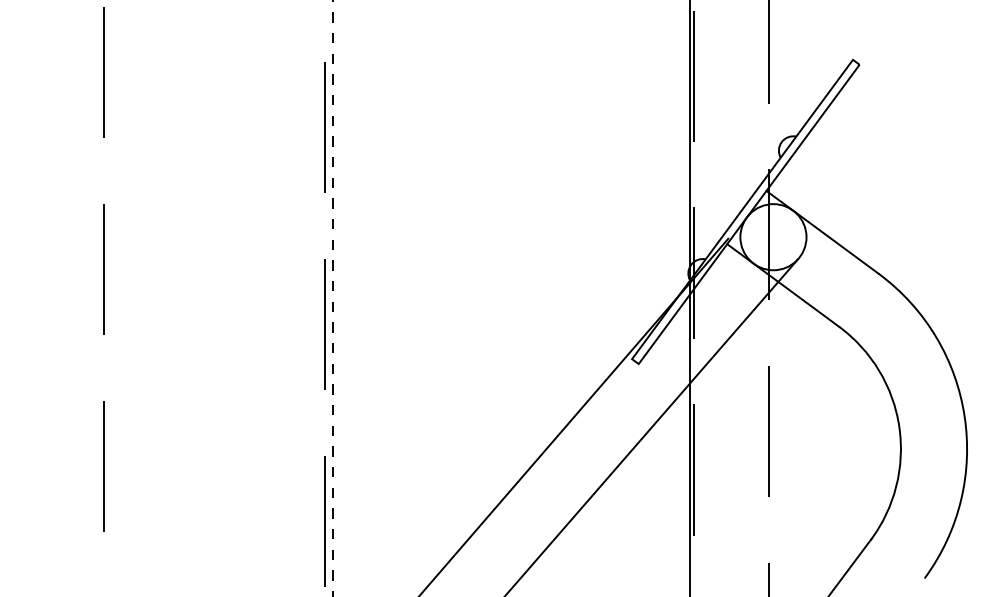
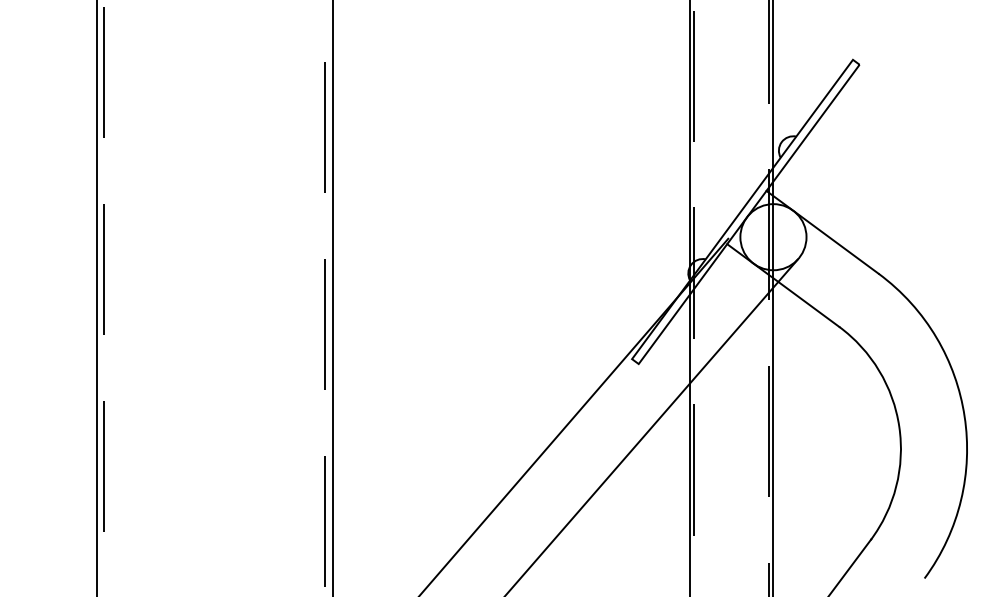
line: none -> present (96, 297)
line: none -> present (772, 297)
line: dashed -> solid (332, 298)
